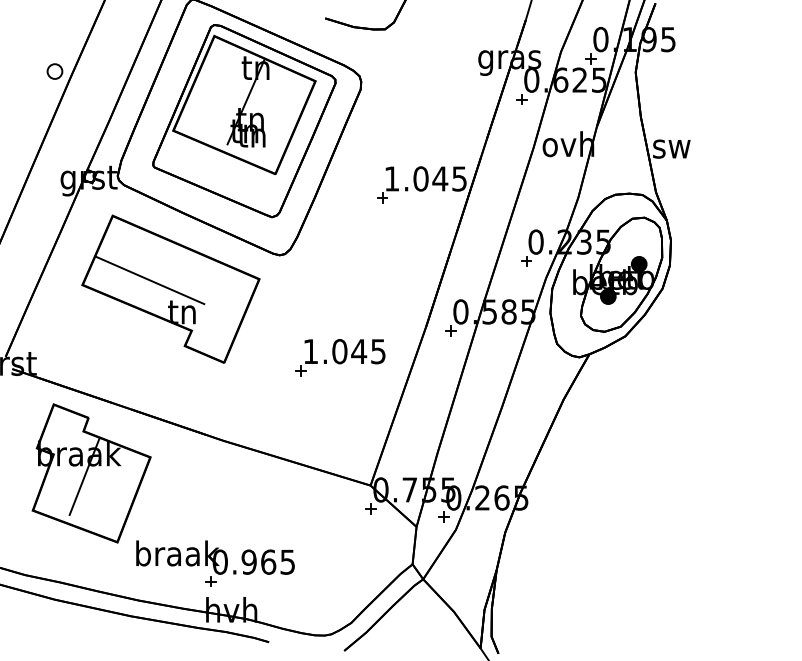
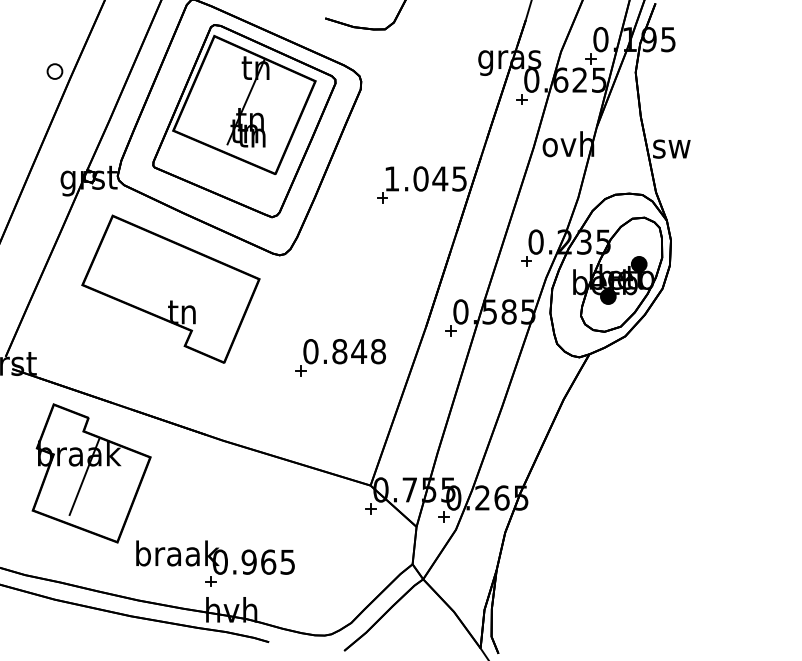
line: present -> none (149, 280)
text: 1.045 -> 0.848 (344, 351)
